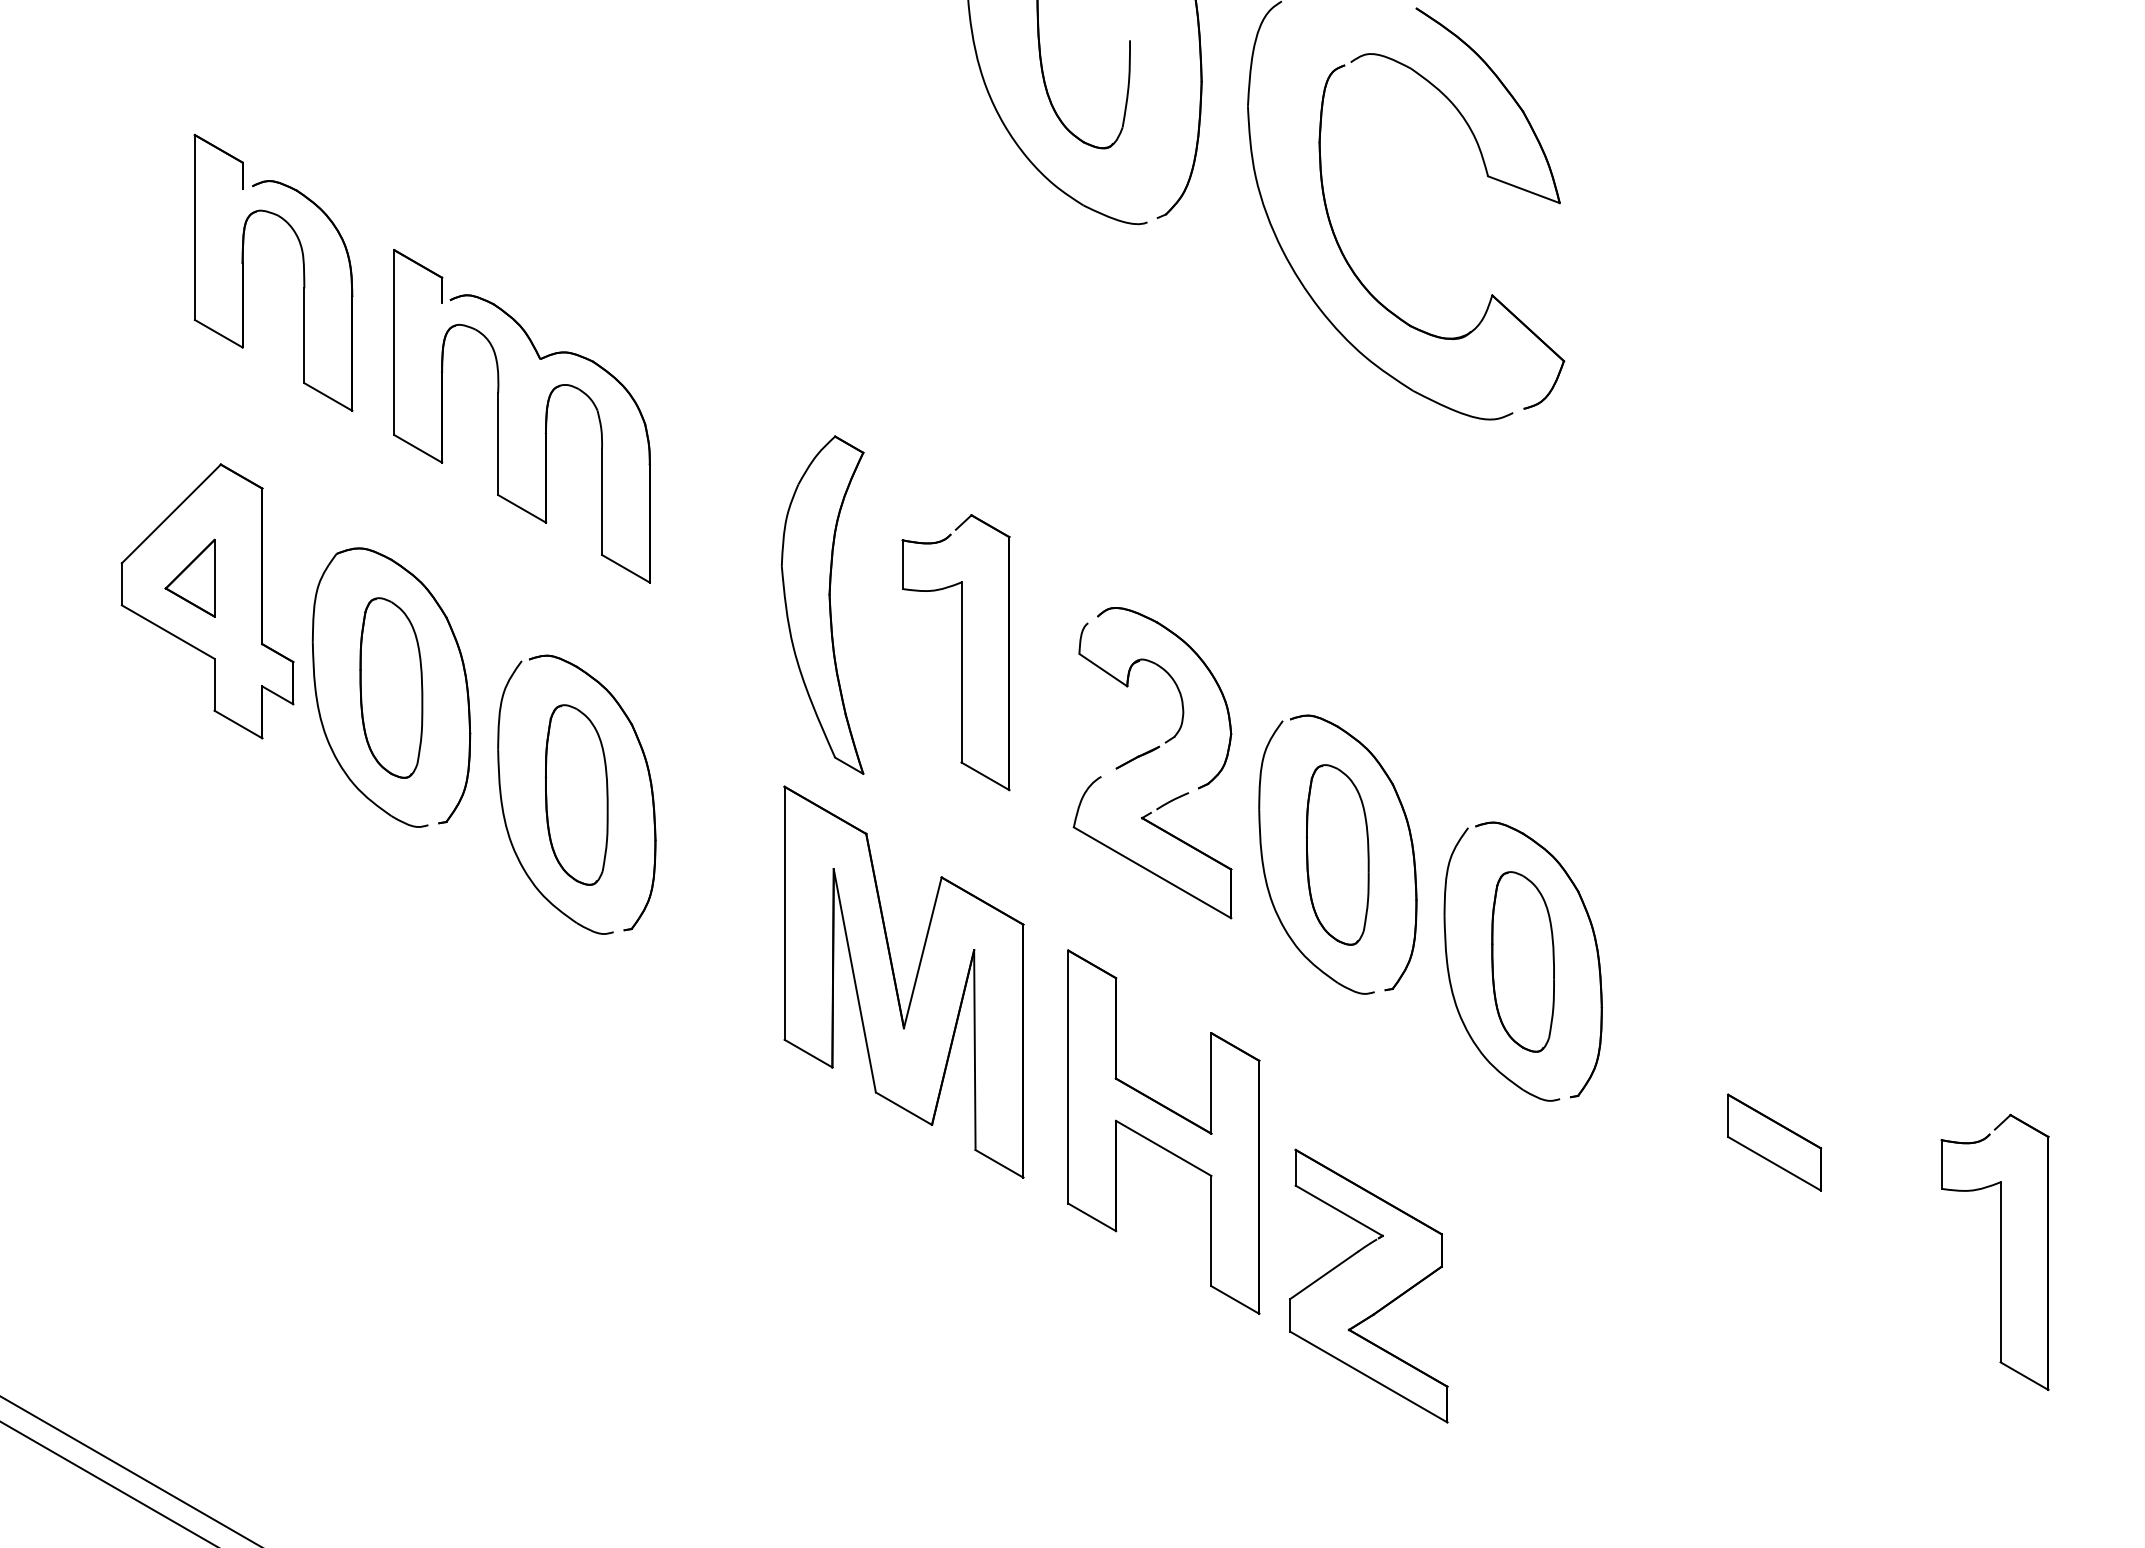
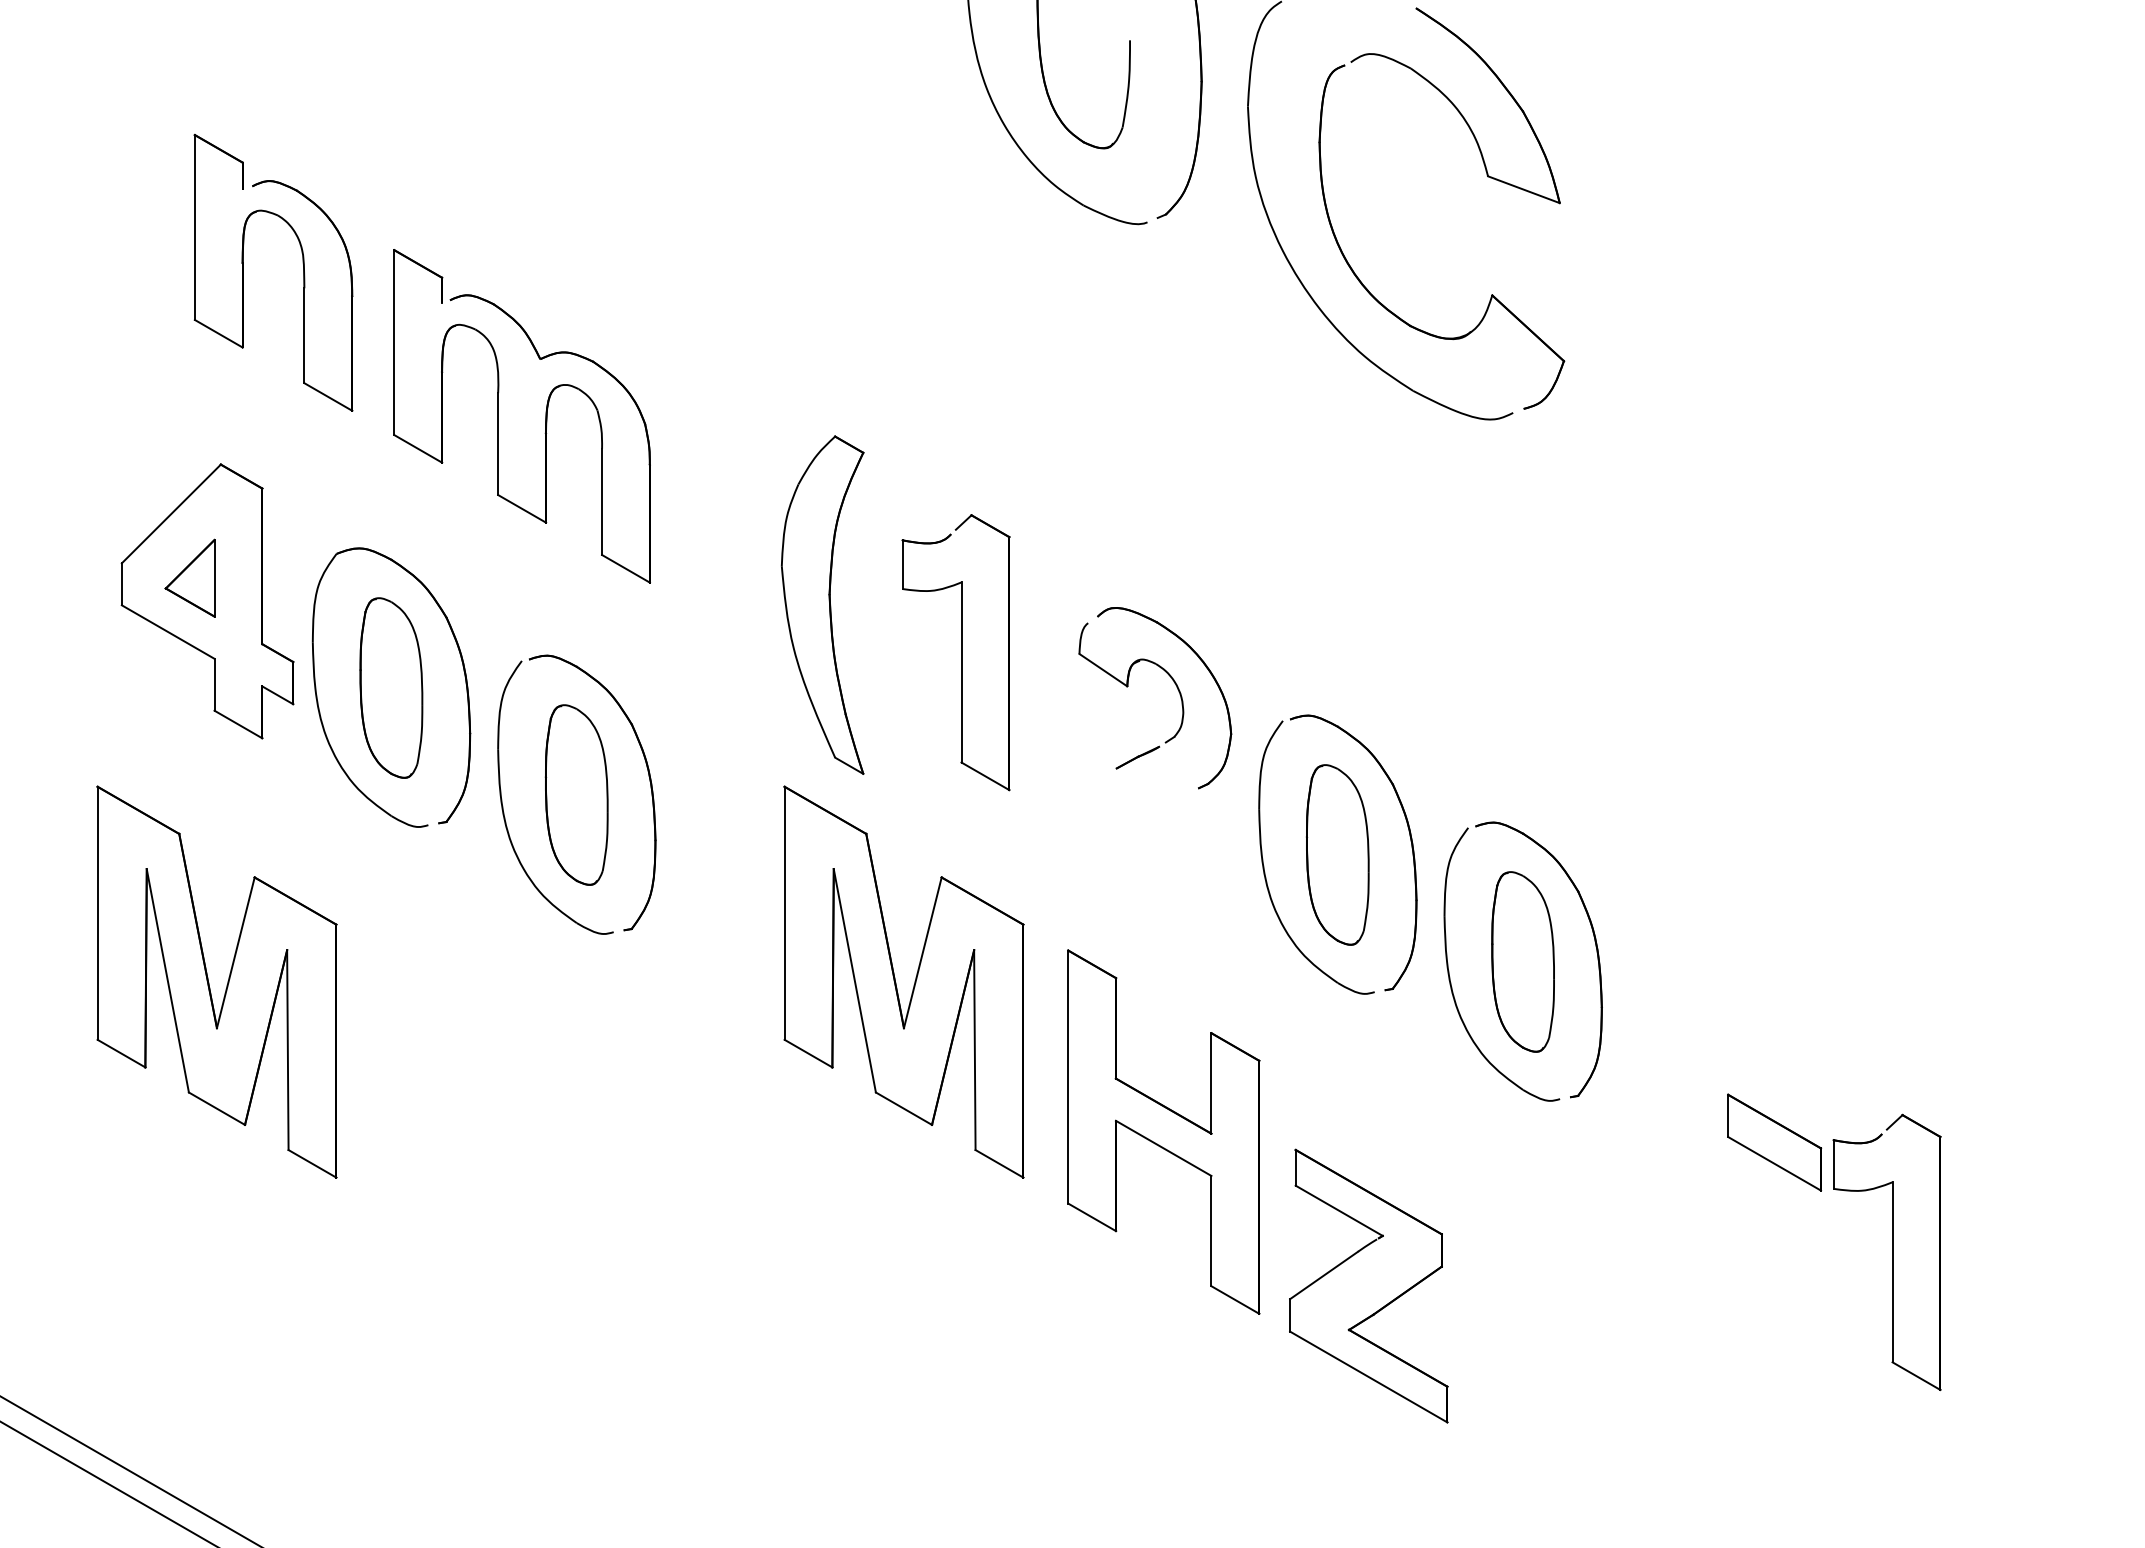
part: present -> none (1164, 832)
part: none -> present (209, 982)
part position: (1994, 1251) -> (1886, 1251) (1886, 1251)
